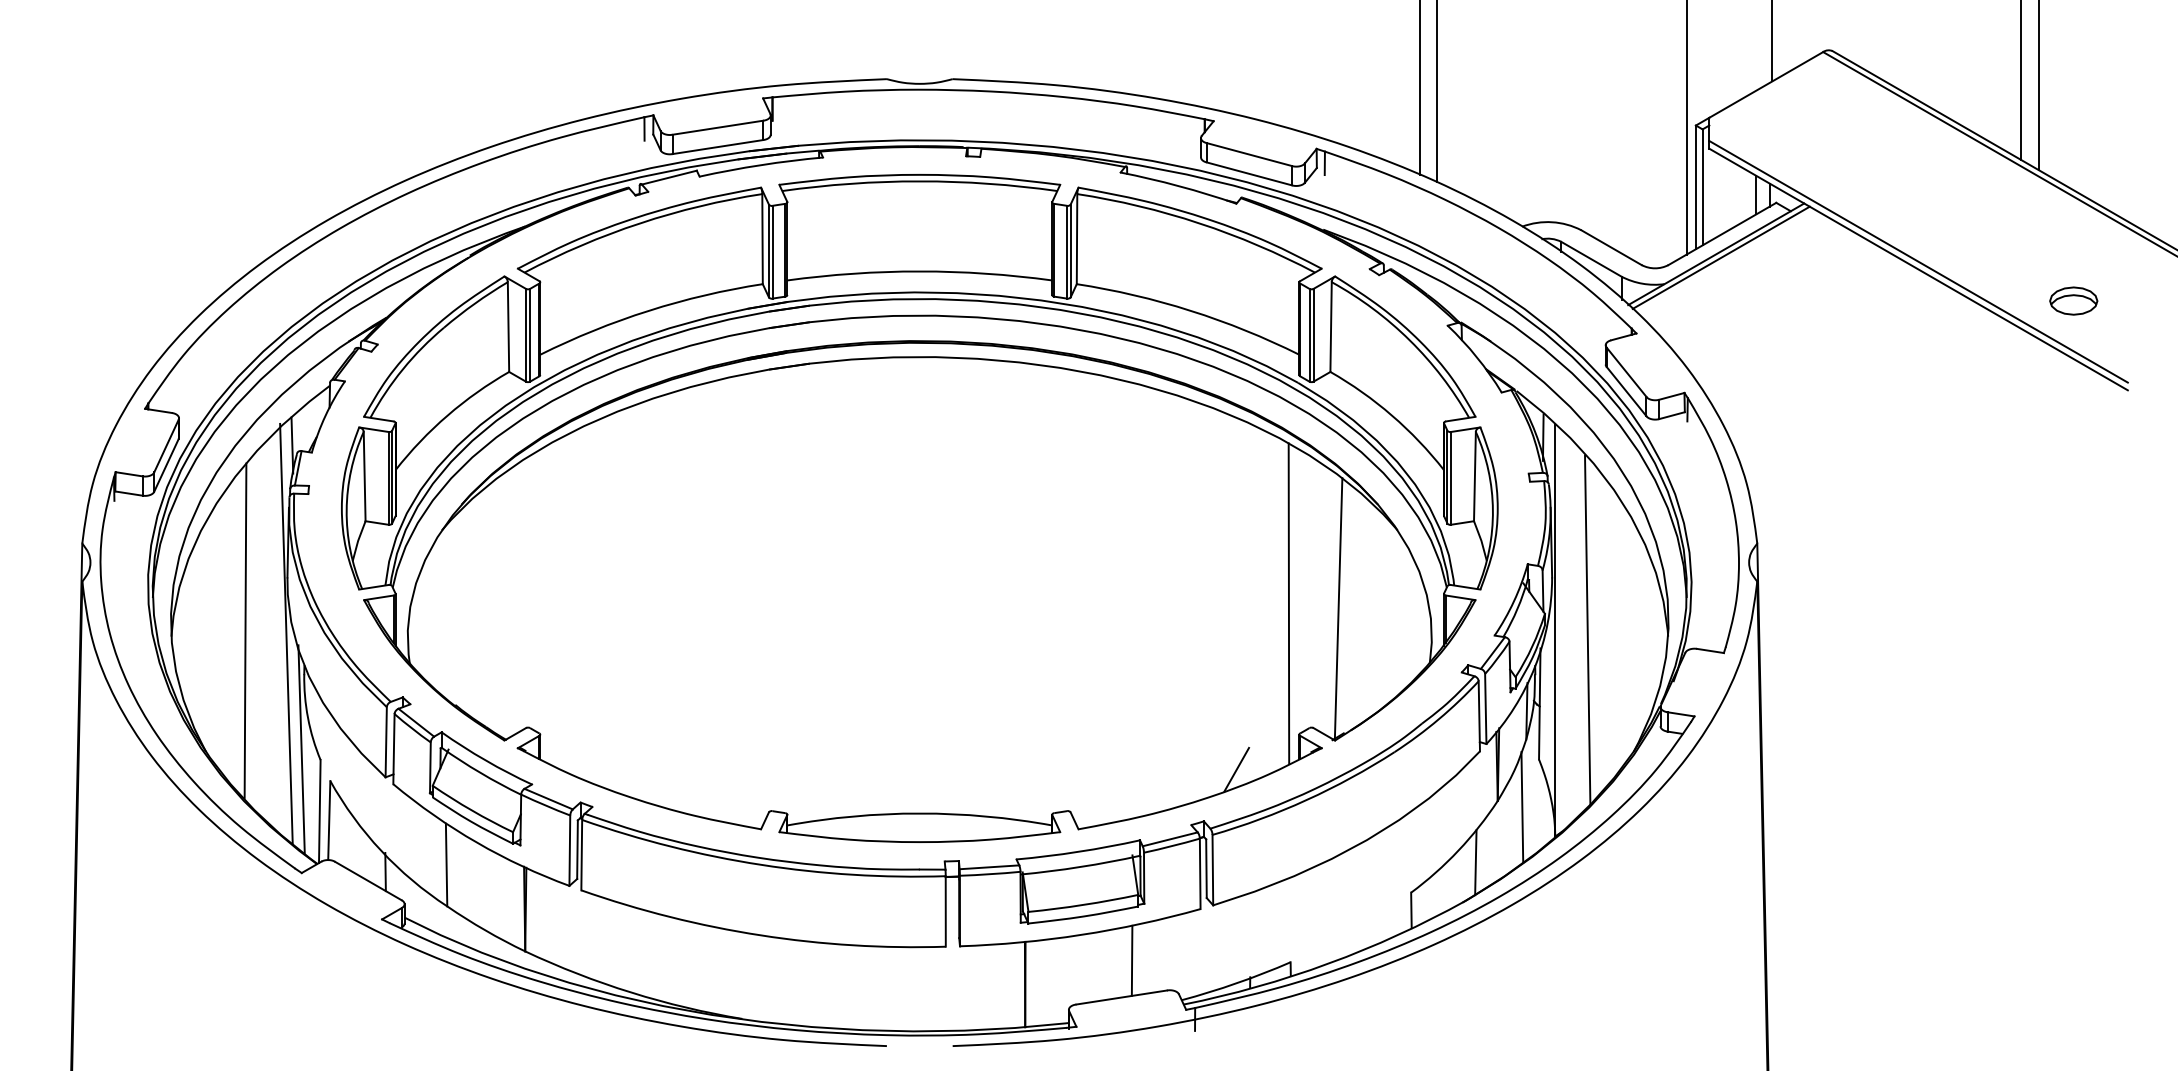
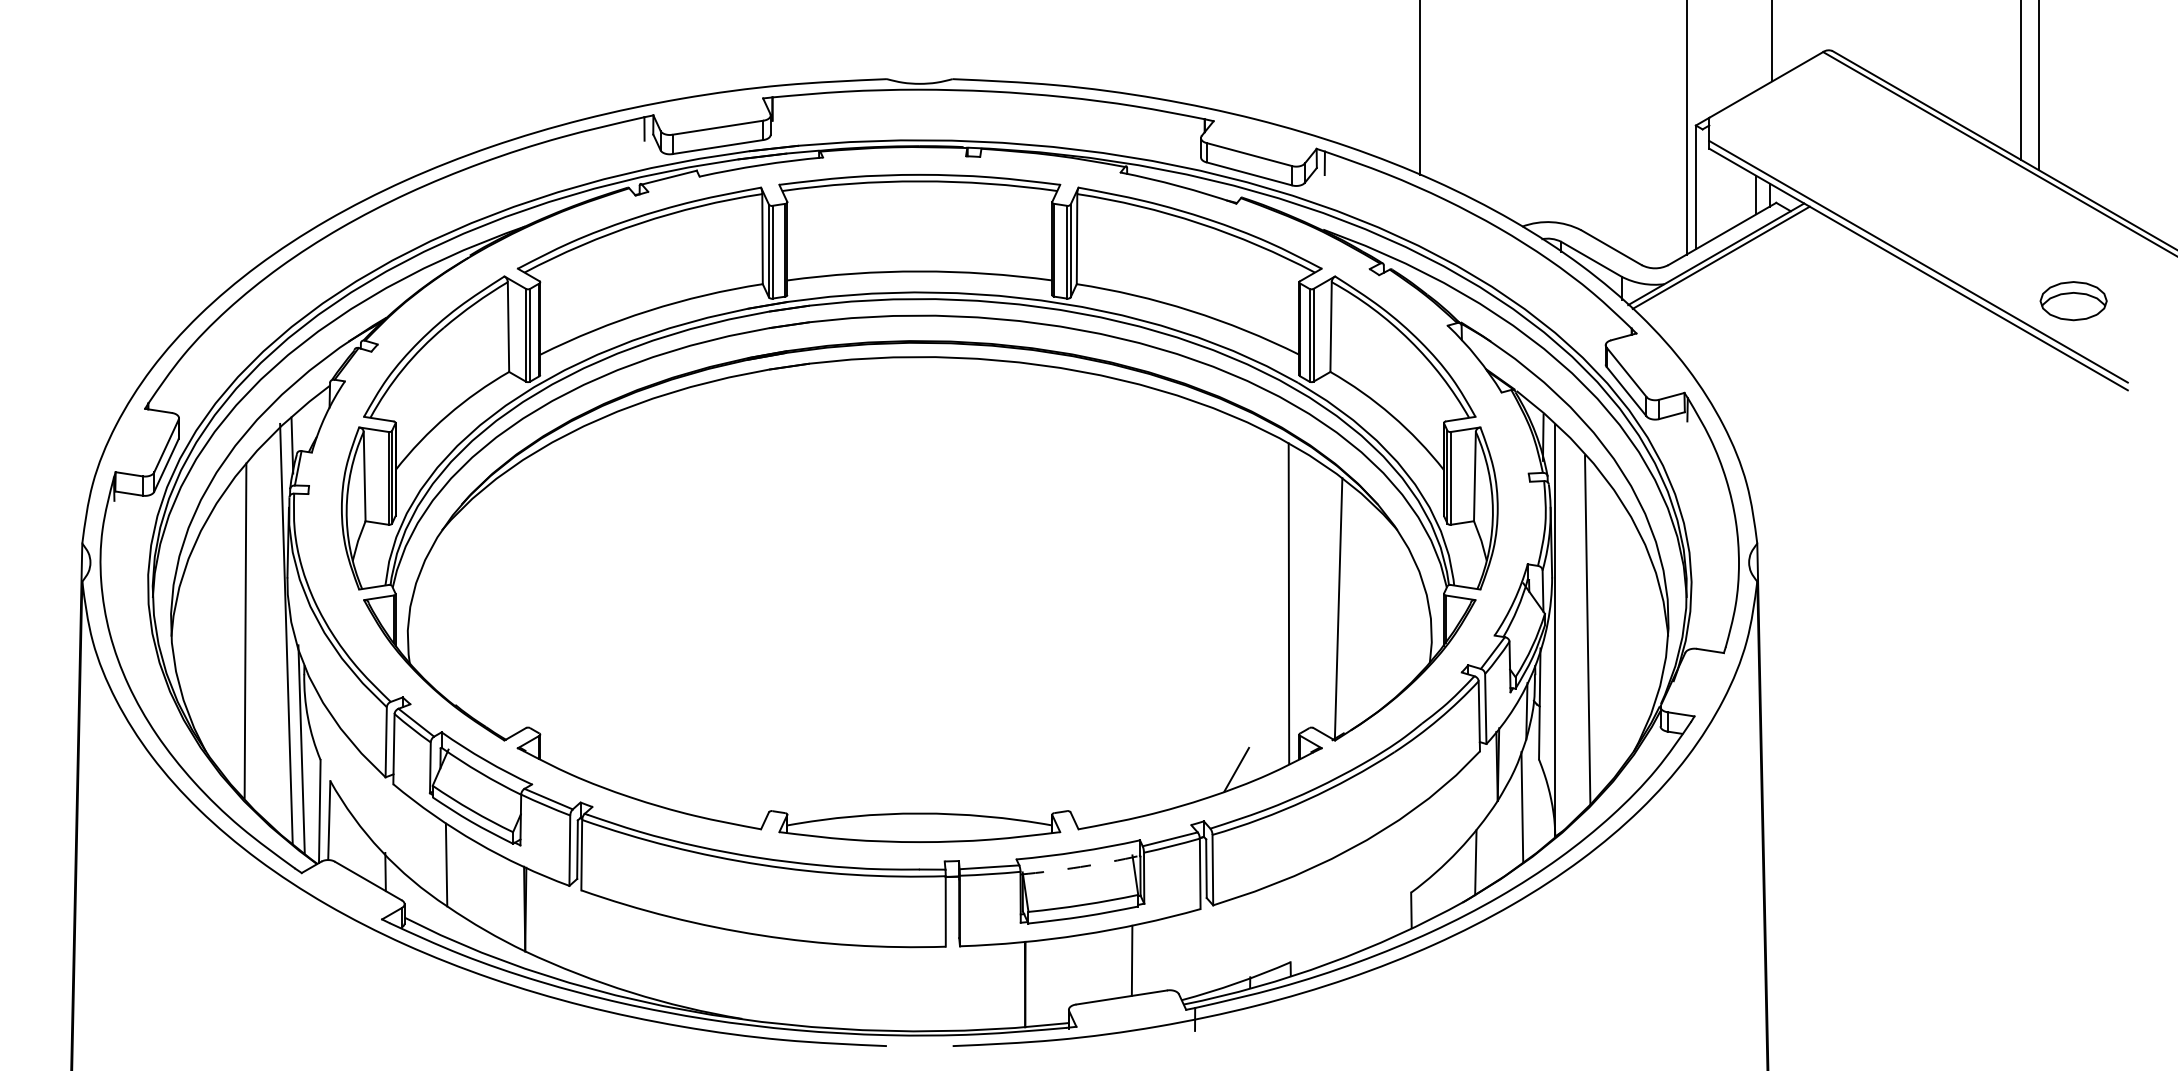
line: present -> none (1437, 92)
line: present -> none (1702, 187)
part size: 50x30 px -> 69x41 px (2073, 301)
arc: solid -> dashed (1080, 867)
